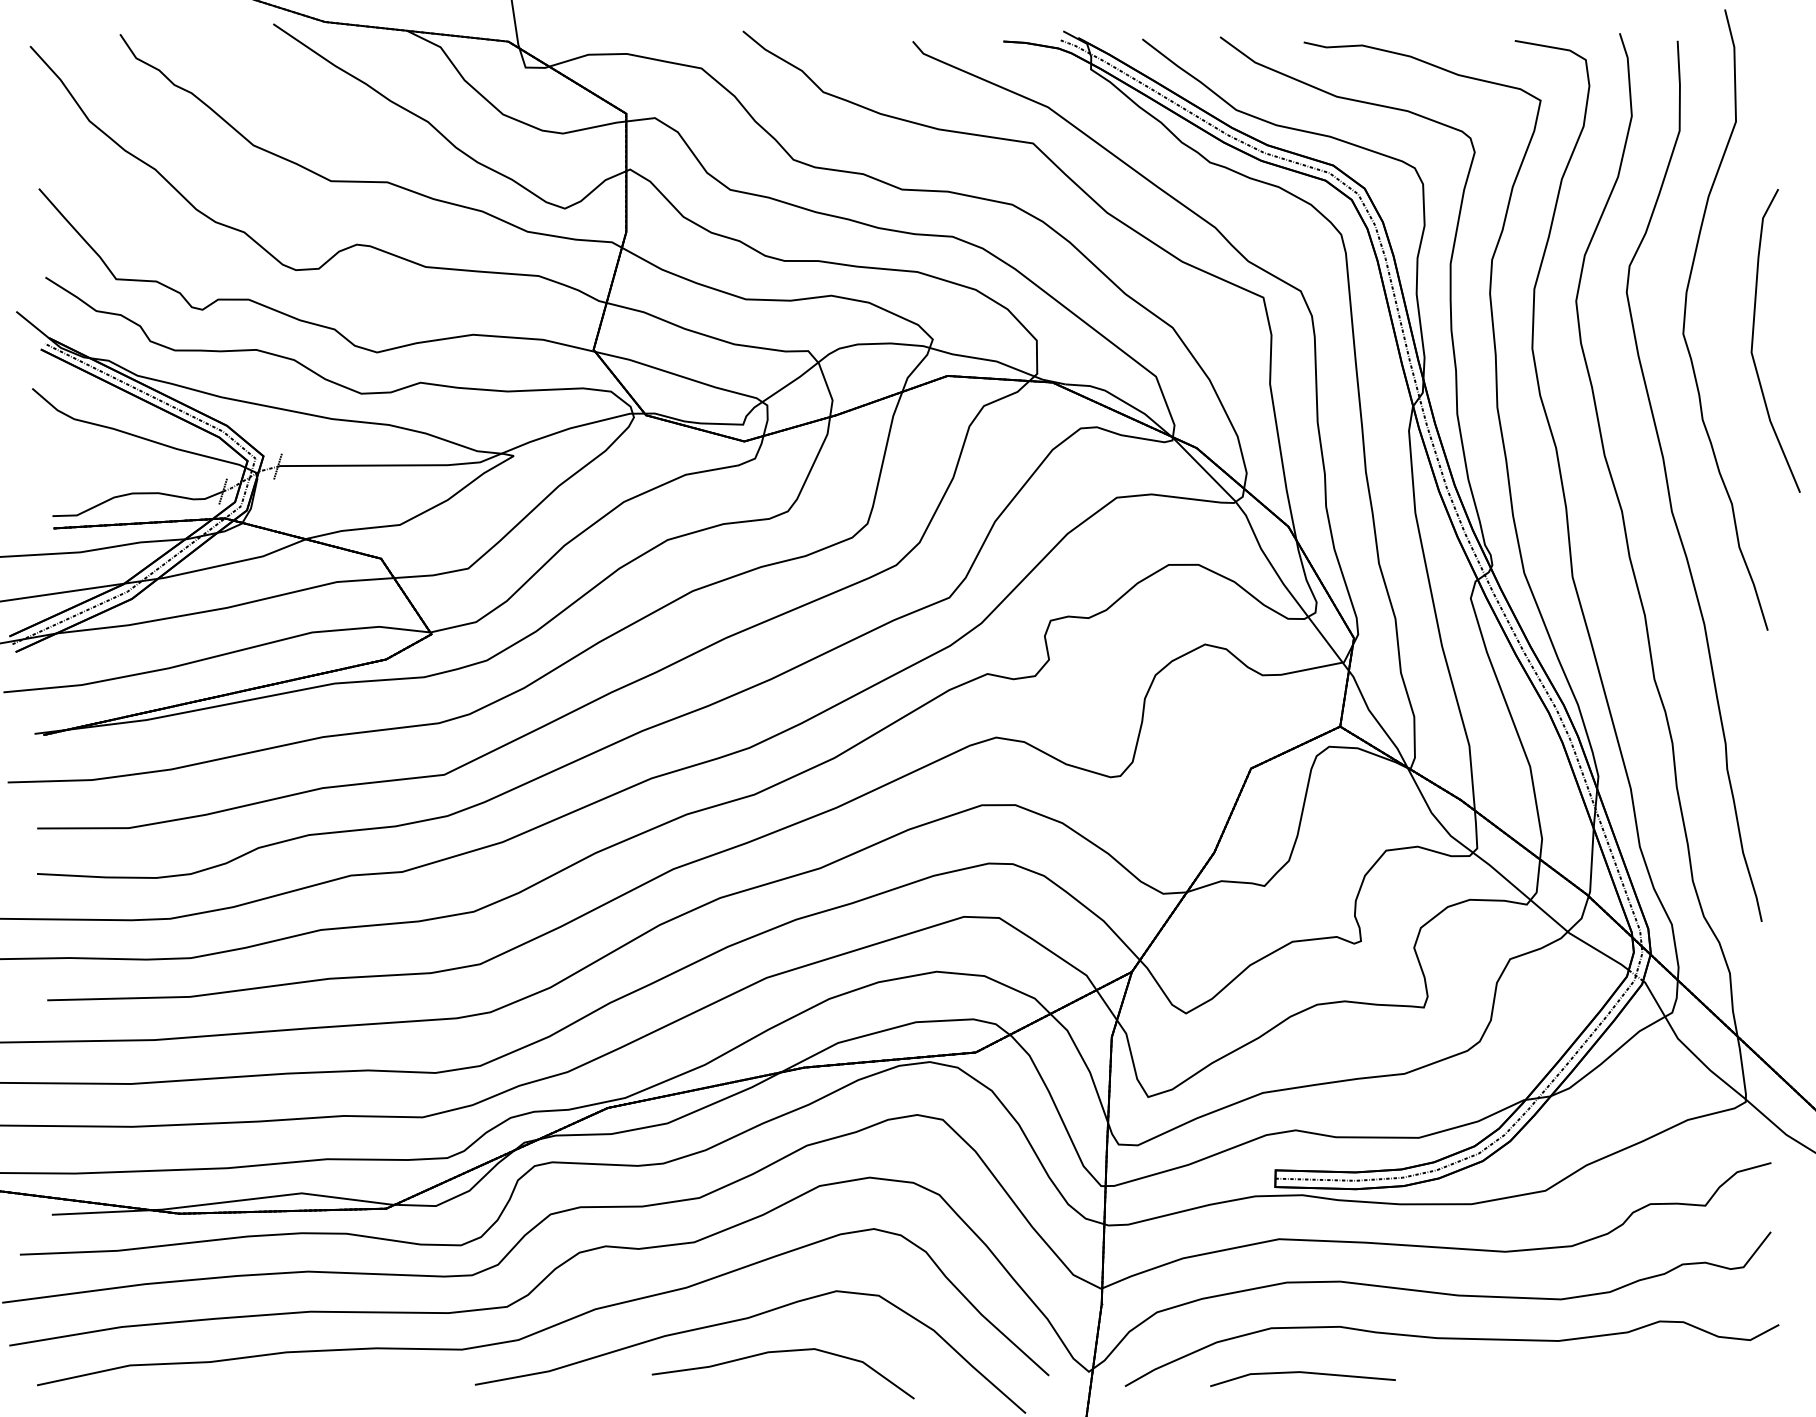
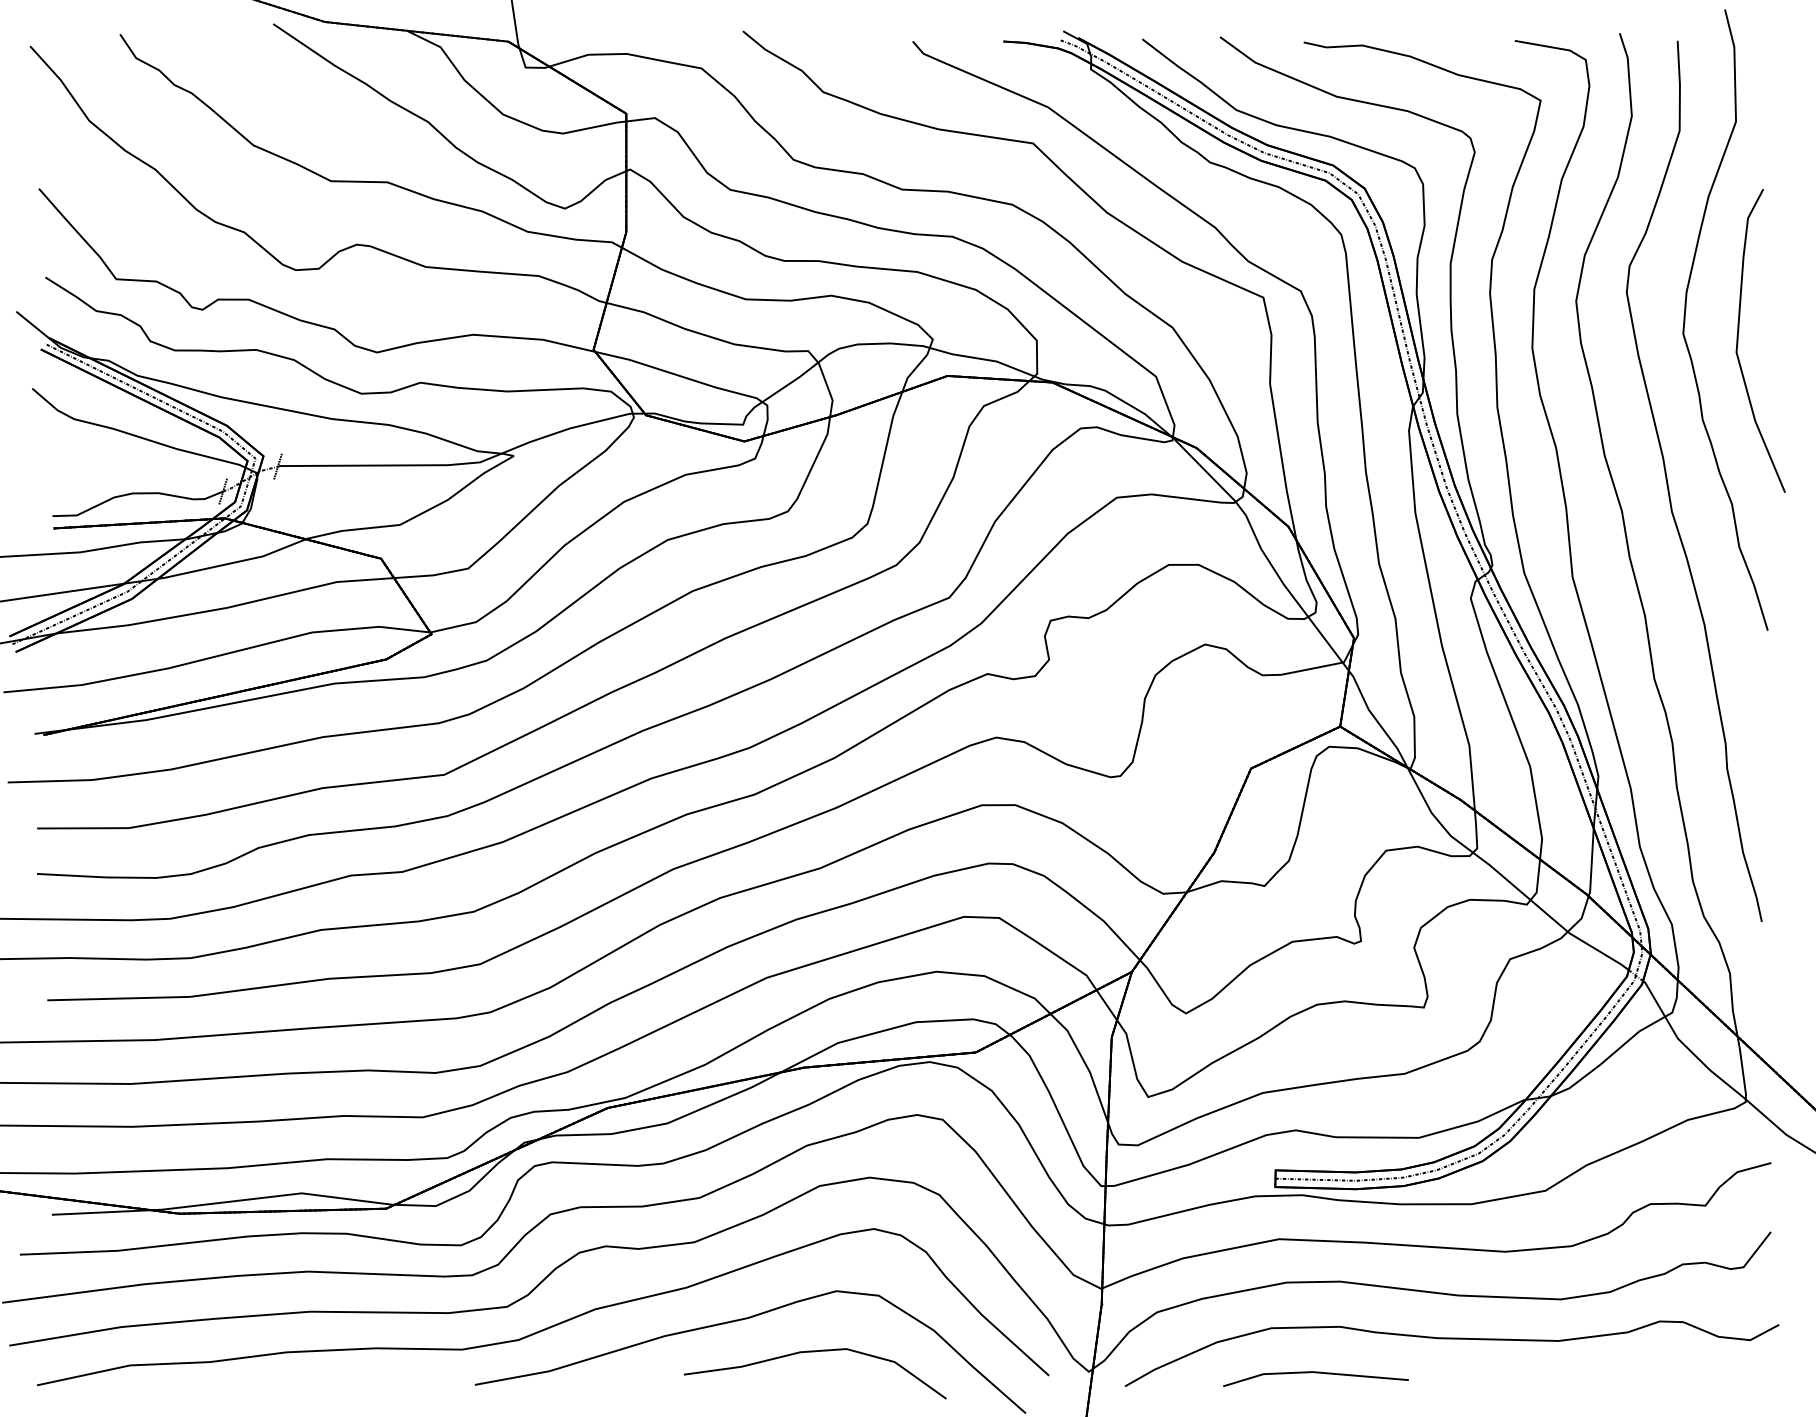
curve position: (1753, 340) -> (1738, 340) (1738, 340)
curve position: (782, 1352) -> (814, 1352) (814, 1352)
line position: (1302, 1373) -> (1315, 1373) (1315, 1373)
